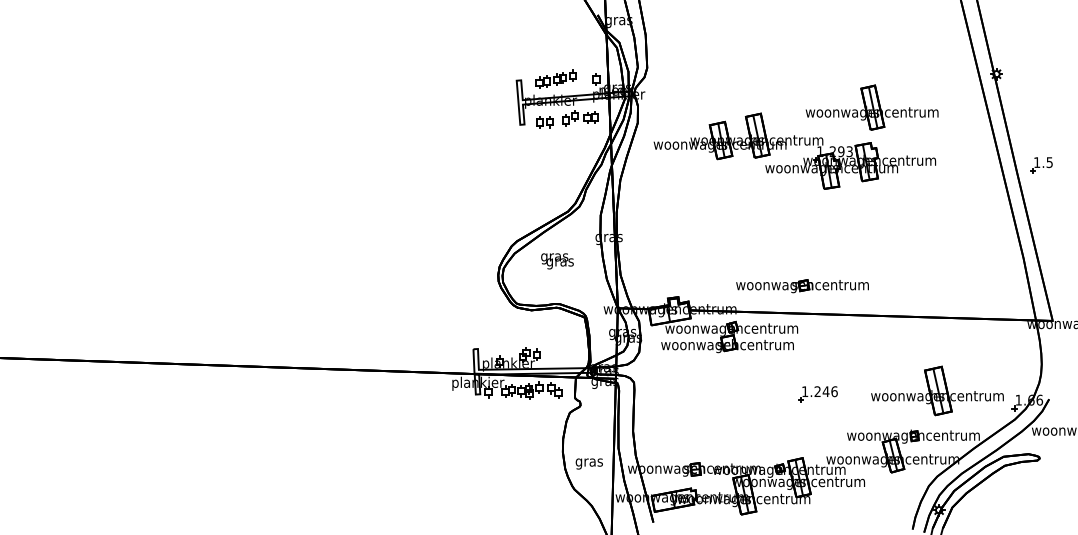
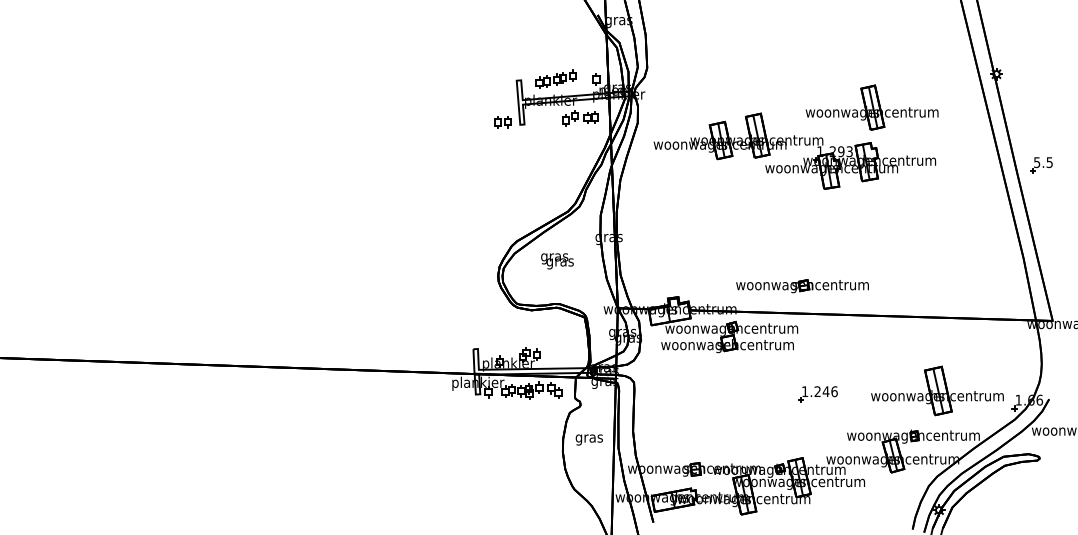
part position: (544, 122) -> (502, 122) (502, 122)
text: 1.5 -> 5.5 (1037, 162)
text position: (588, 463) -> (588, 439) (588, 439)
